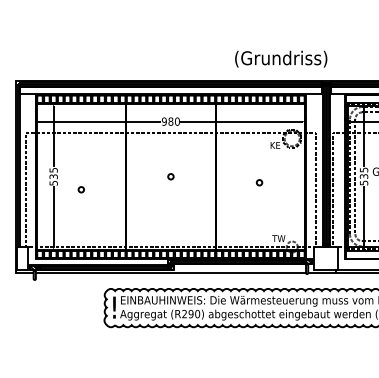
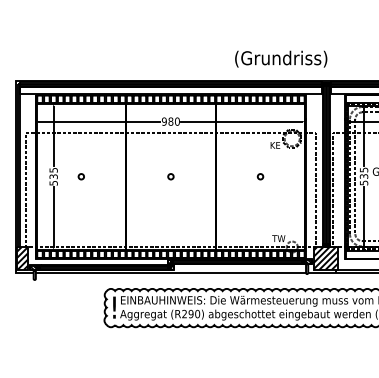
circle position: (259, 182) -> (260, 176) (260, 176)
circle position: (80, 189) -> (80, 176) (80, 176)
hatch: none -> present (22, 258)
hatch: none -> present (325, 258)
